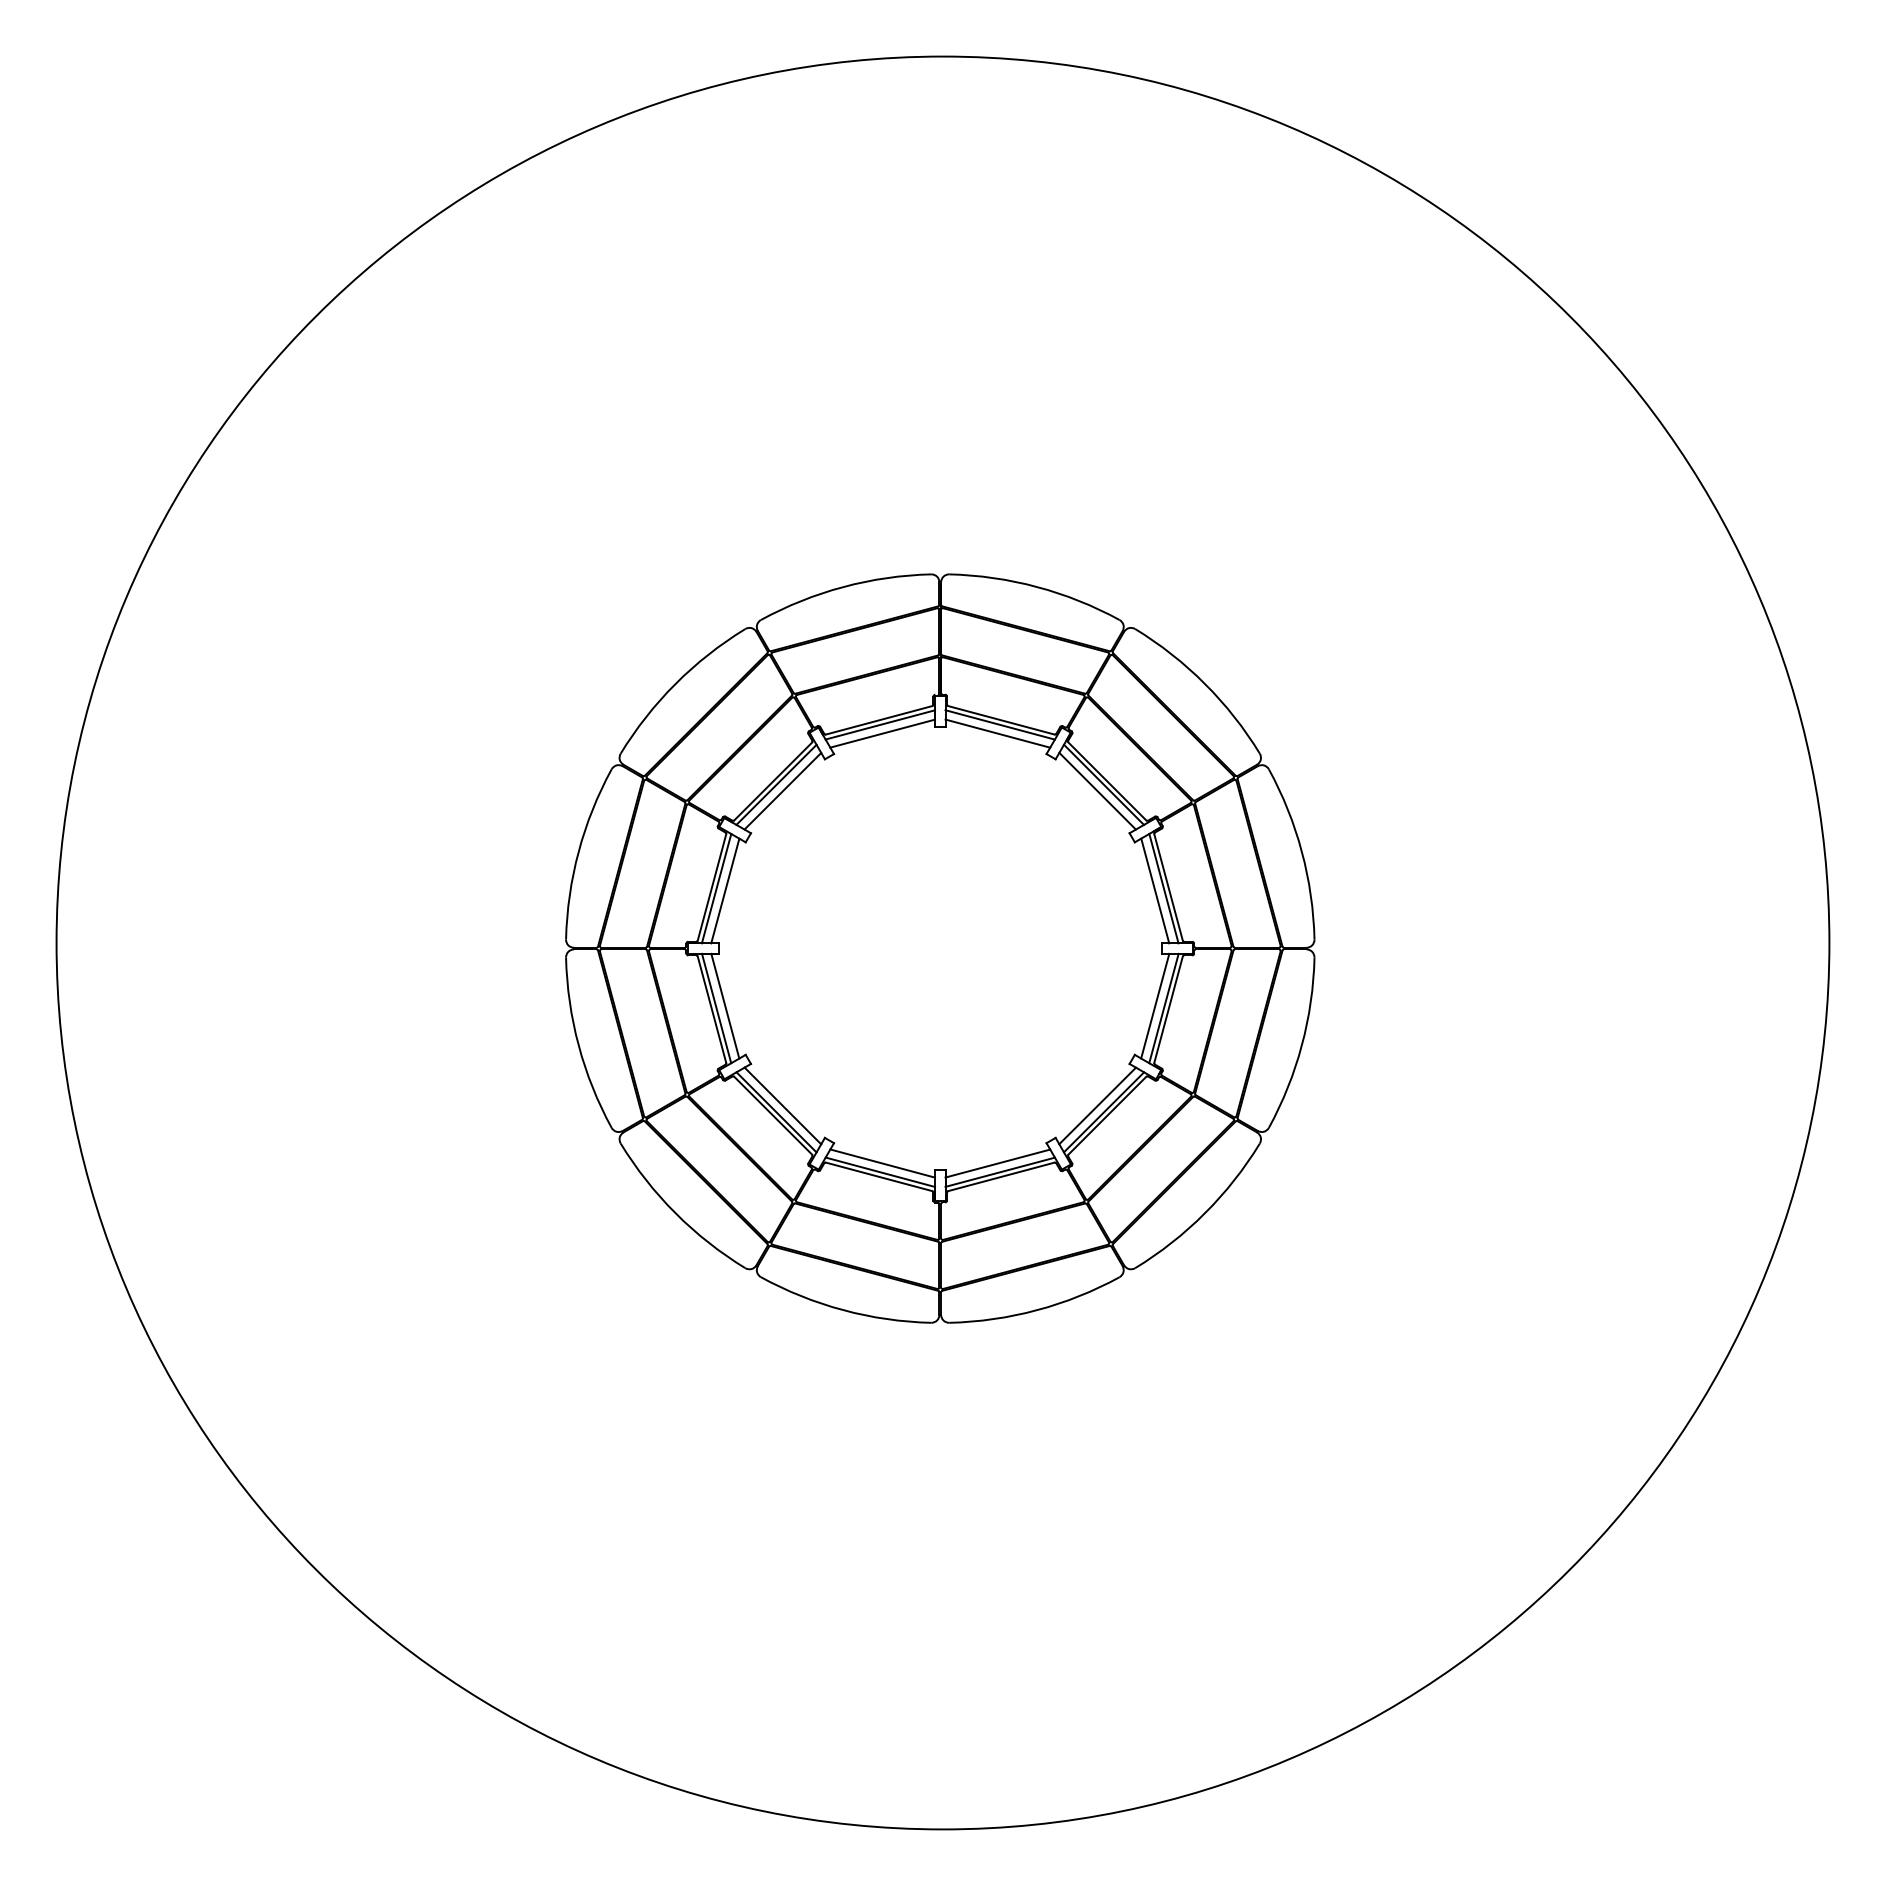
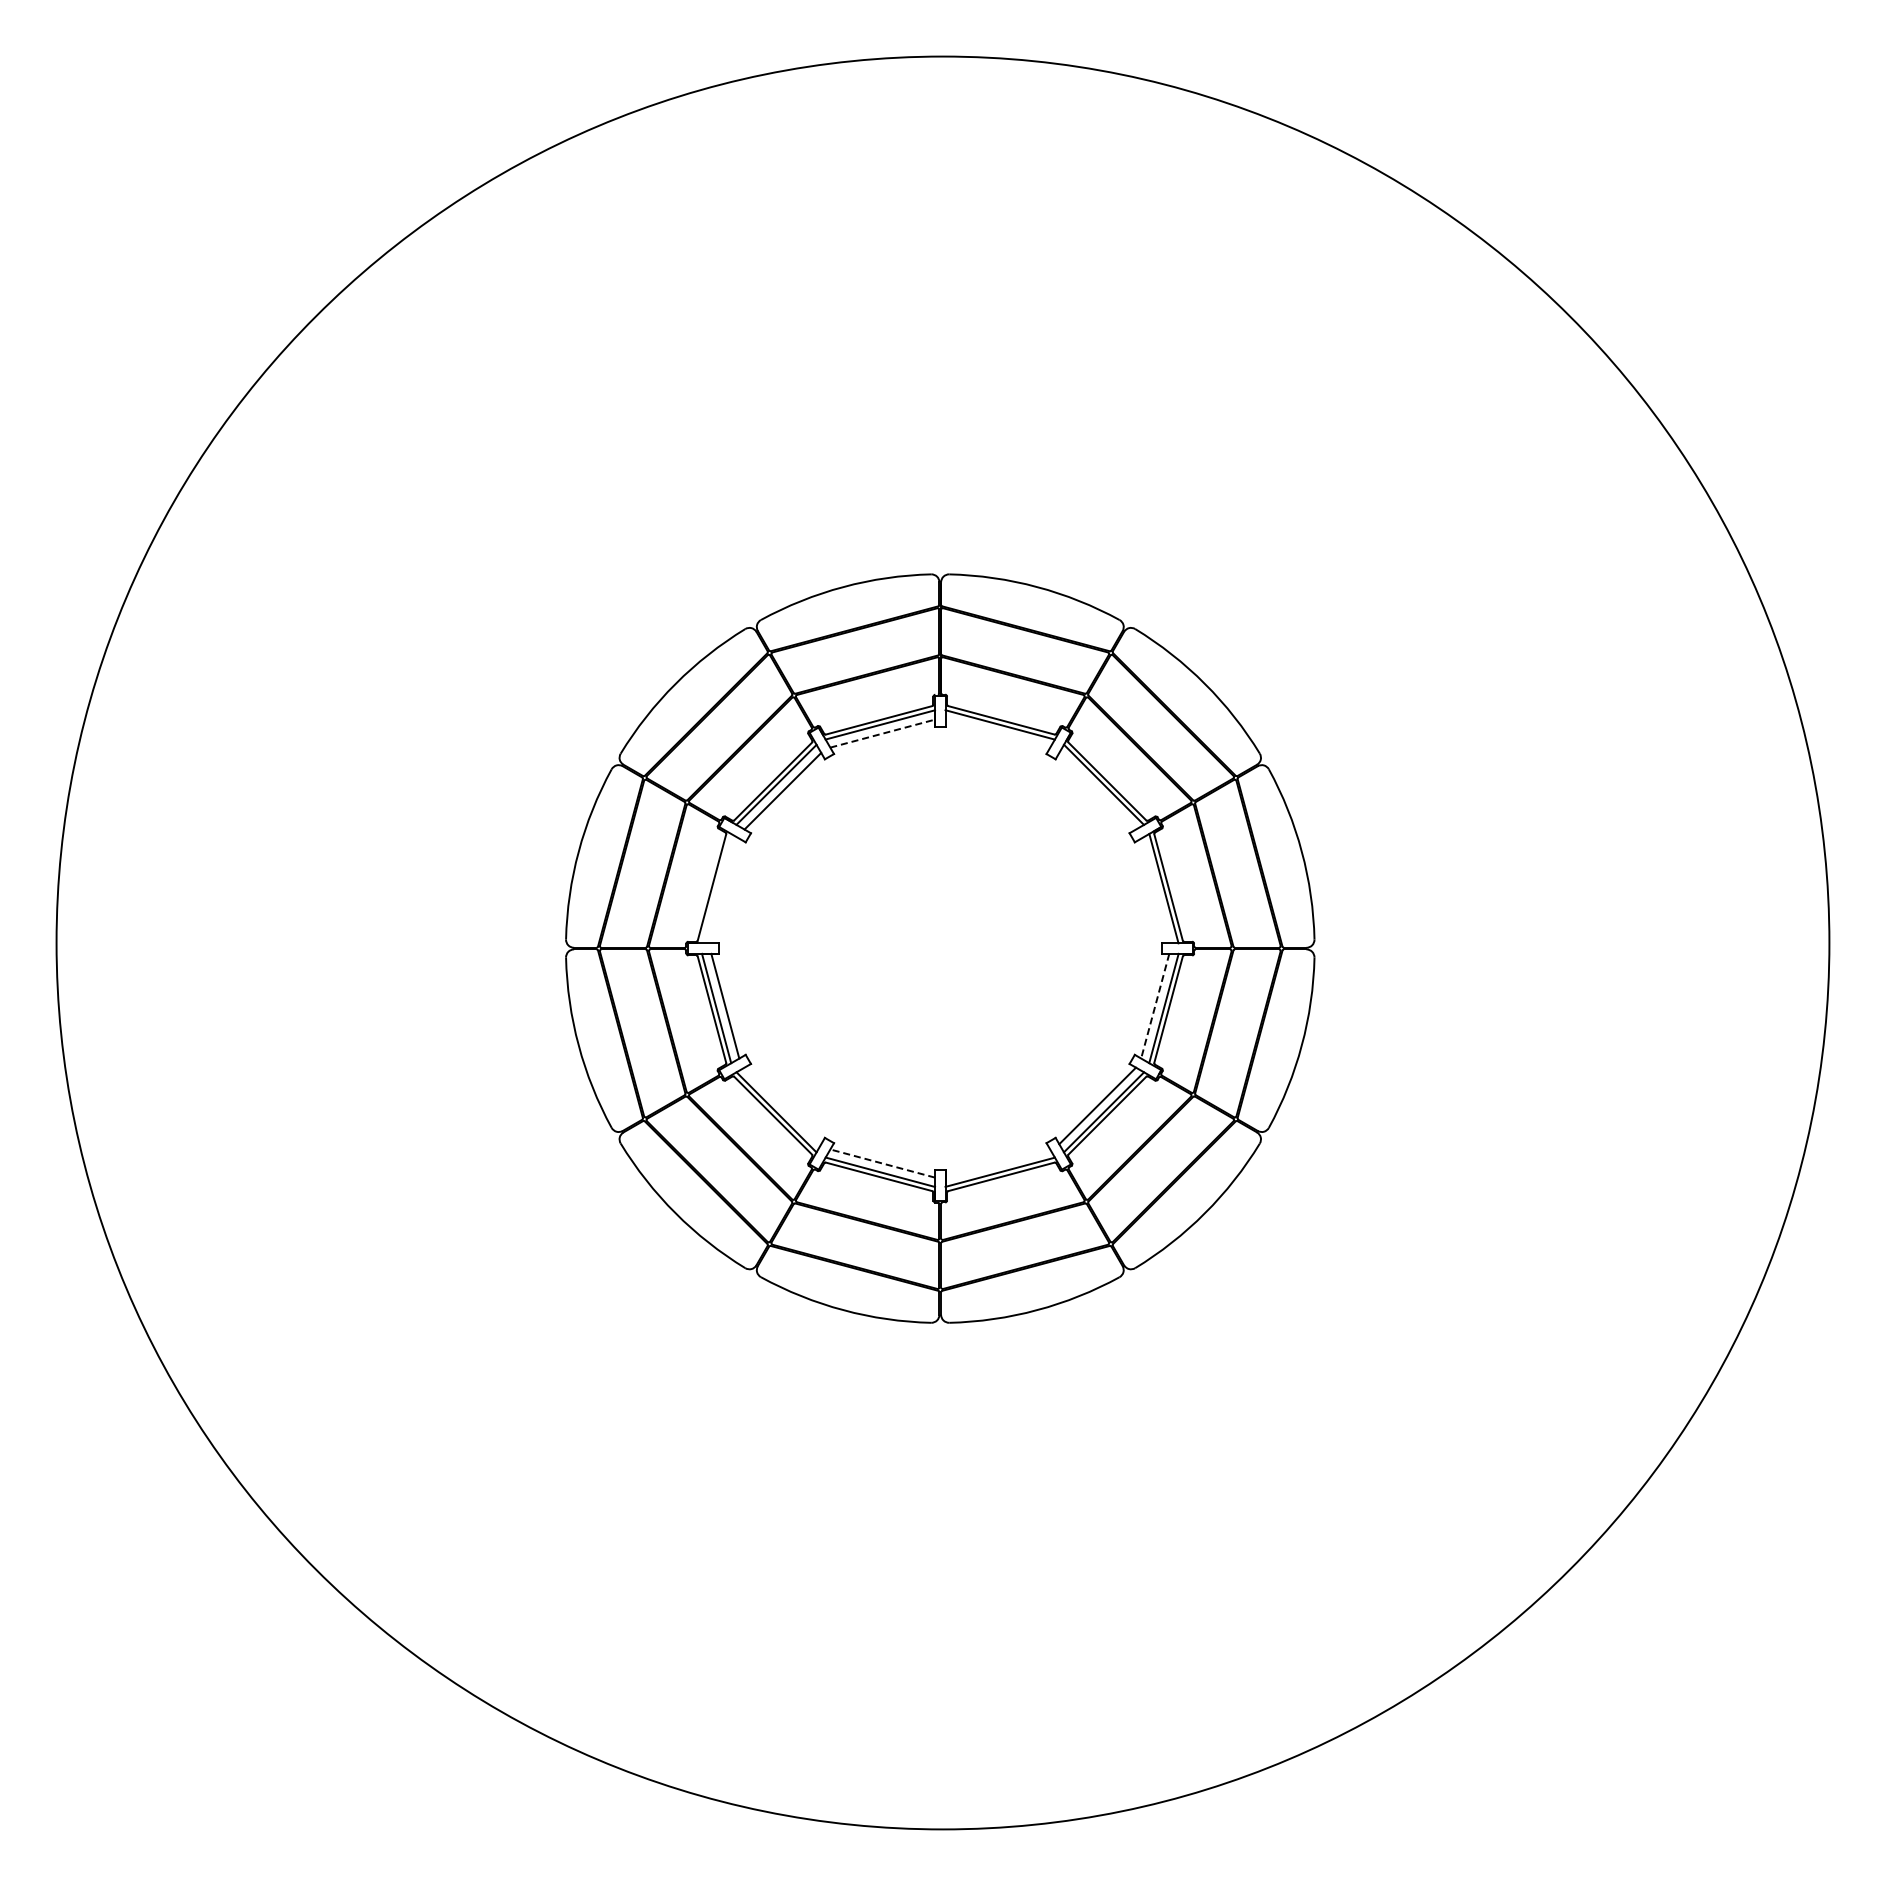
line: solid -> dashed (883, 733)
line: present -> none (997, 733)
line: present -> none (1097, 790)
line: present -> none (716, 888)
line: present -> none (725, 890)
line: present -> none (1155, 890)
line: solid -> dashed (1155, 1006)
line: present -> none (782, 1105)
line: solid -> dashed (882, 1163)
line: present -> none (997, 1163)
